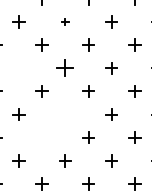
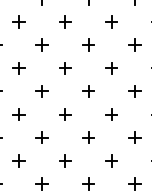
part size: 9x8 px -> 13x14 px (65, 21)
part size: 18x18 px -> 13x13 px (65, 68)
part: none -> present (18, 68)
part: none -> present (65, 114)
part: none -> present (41, 137)
